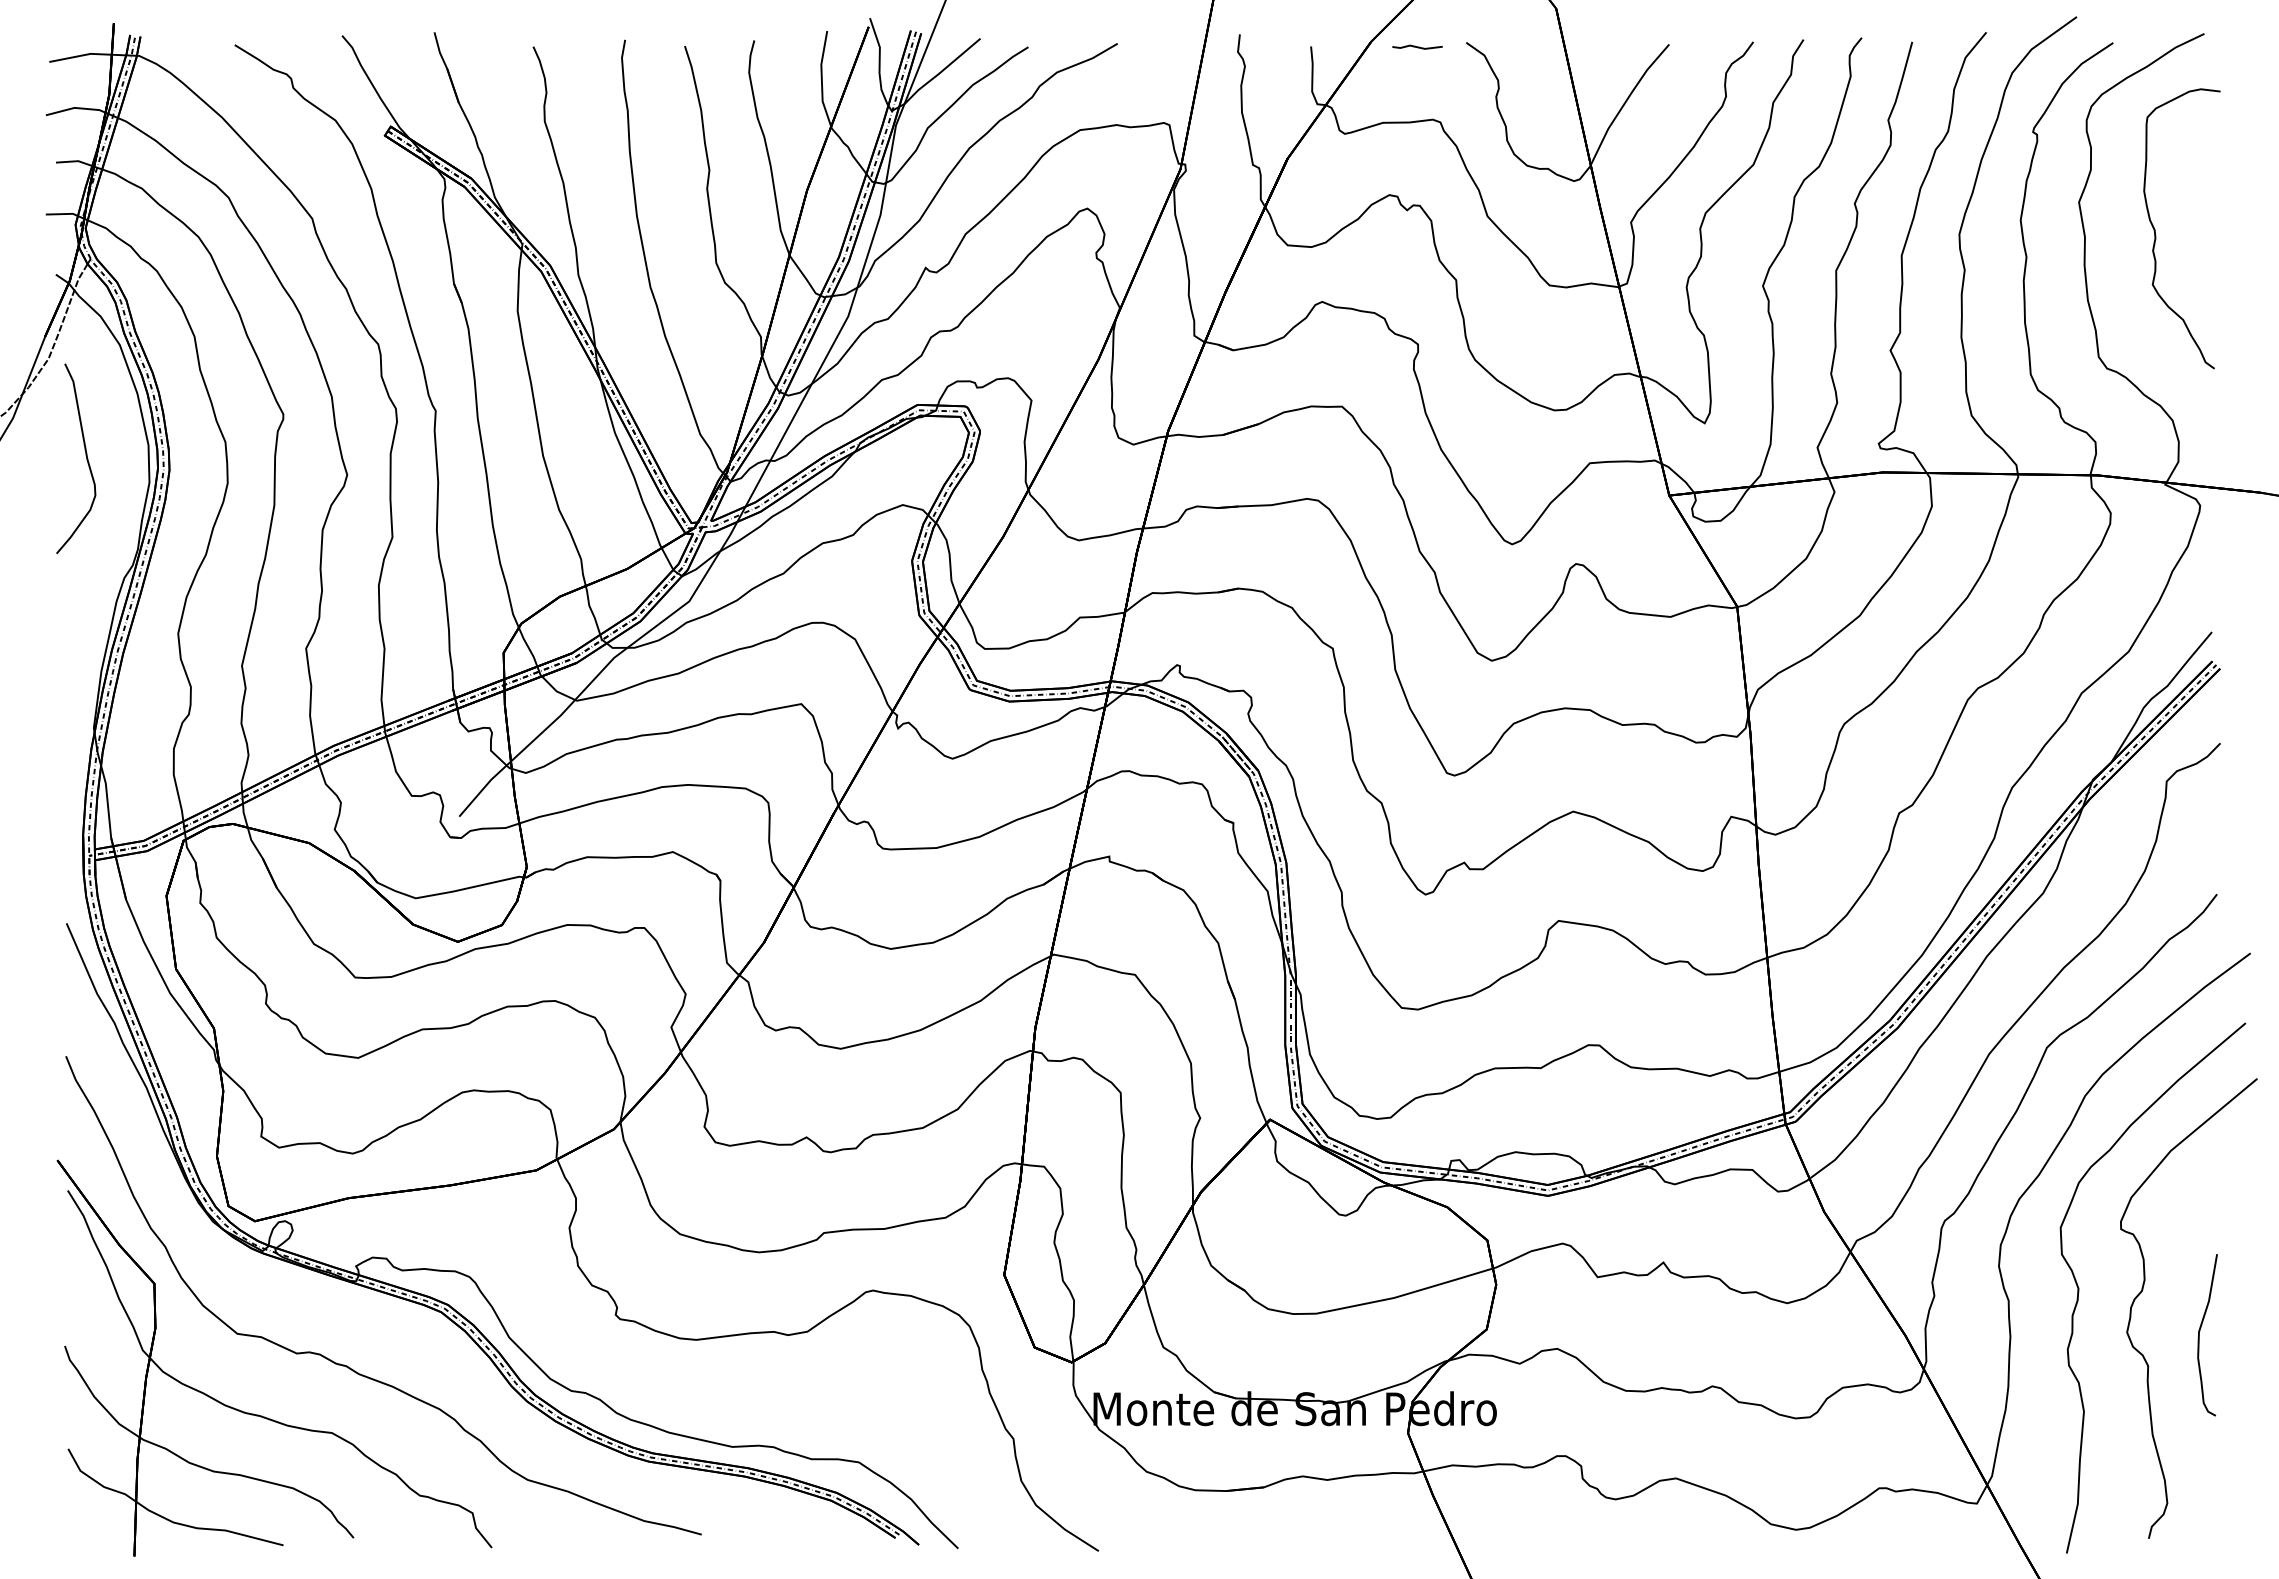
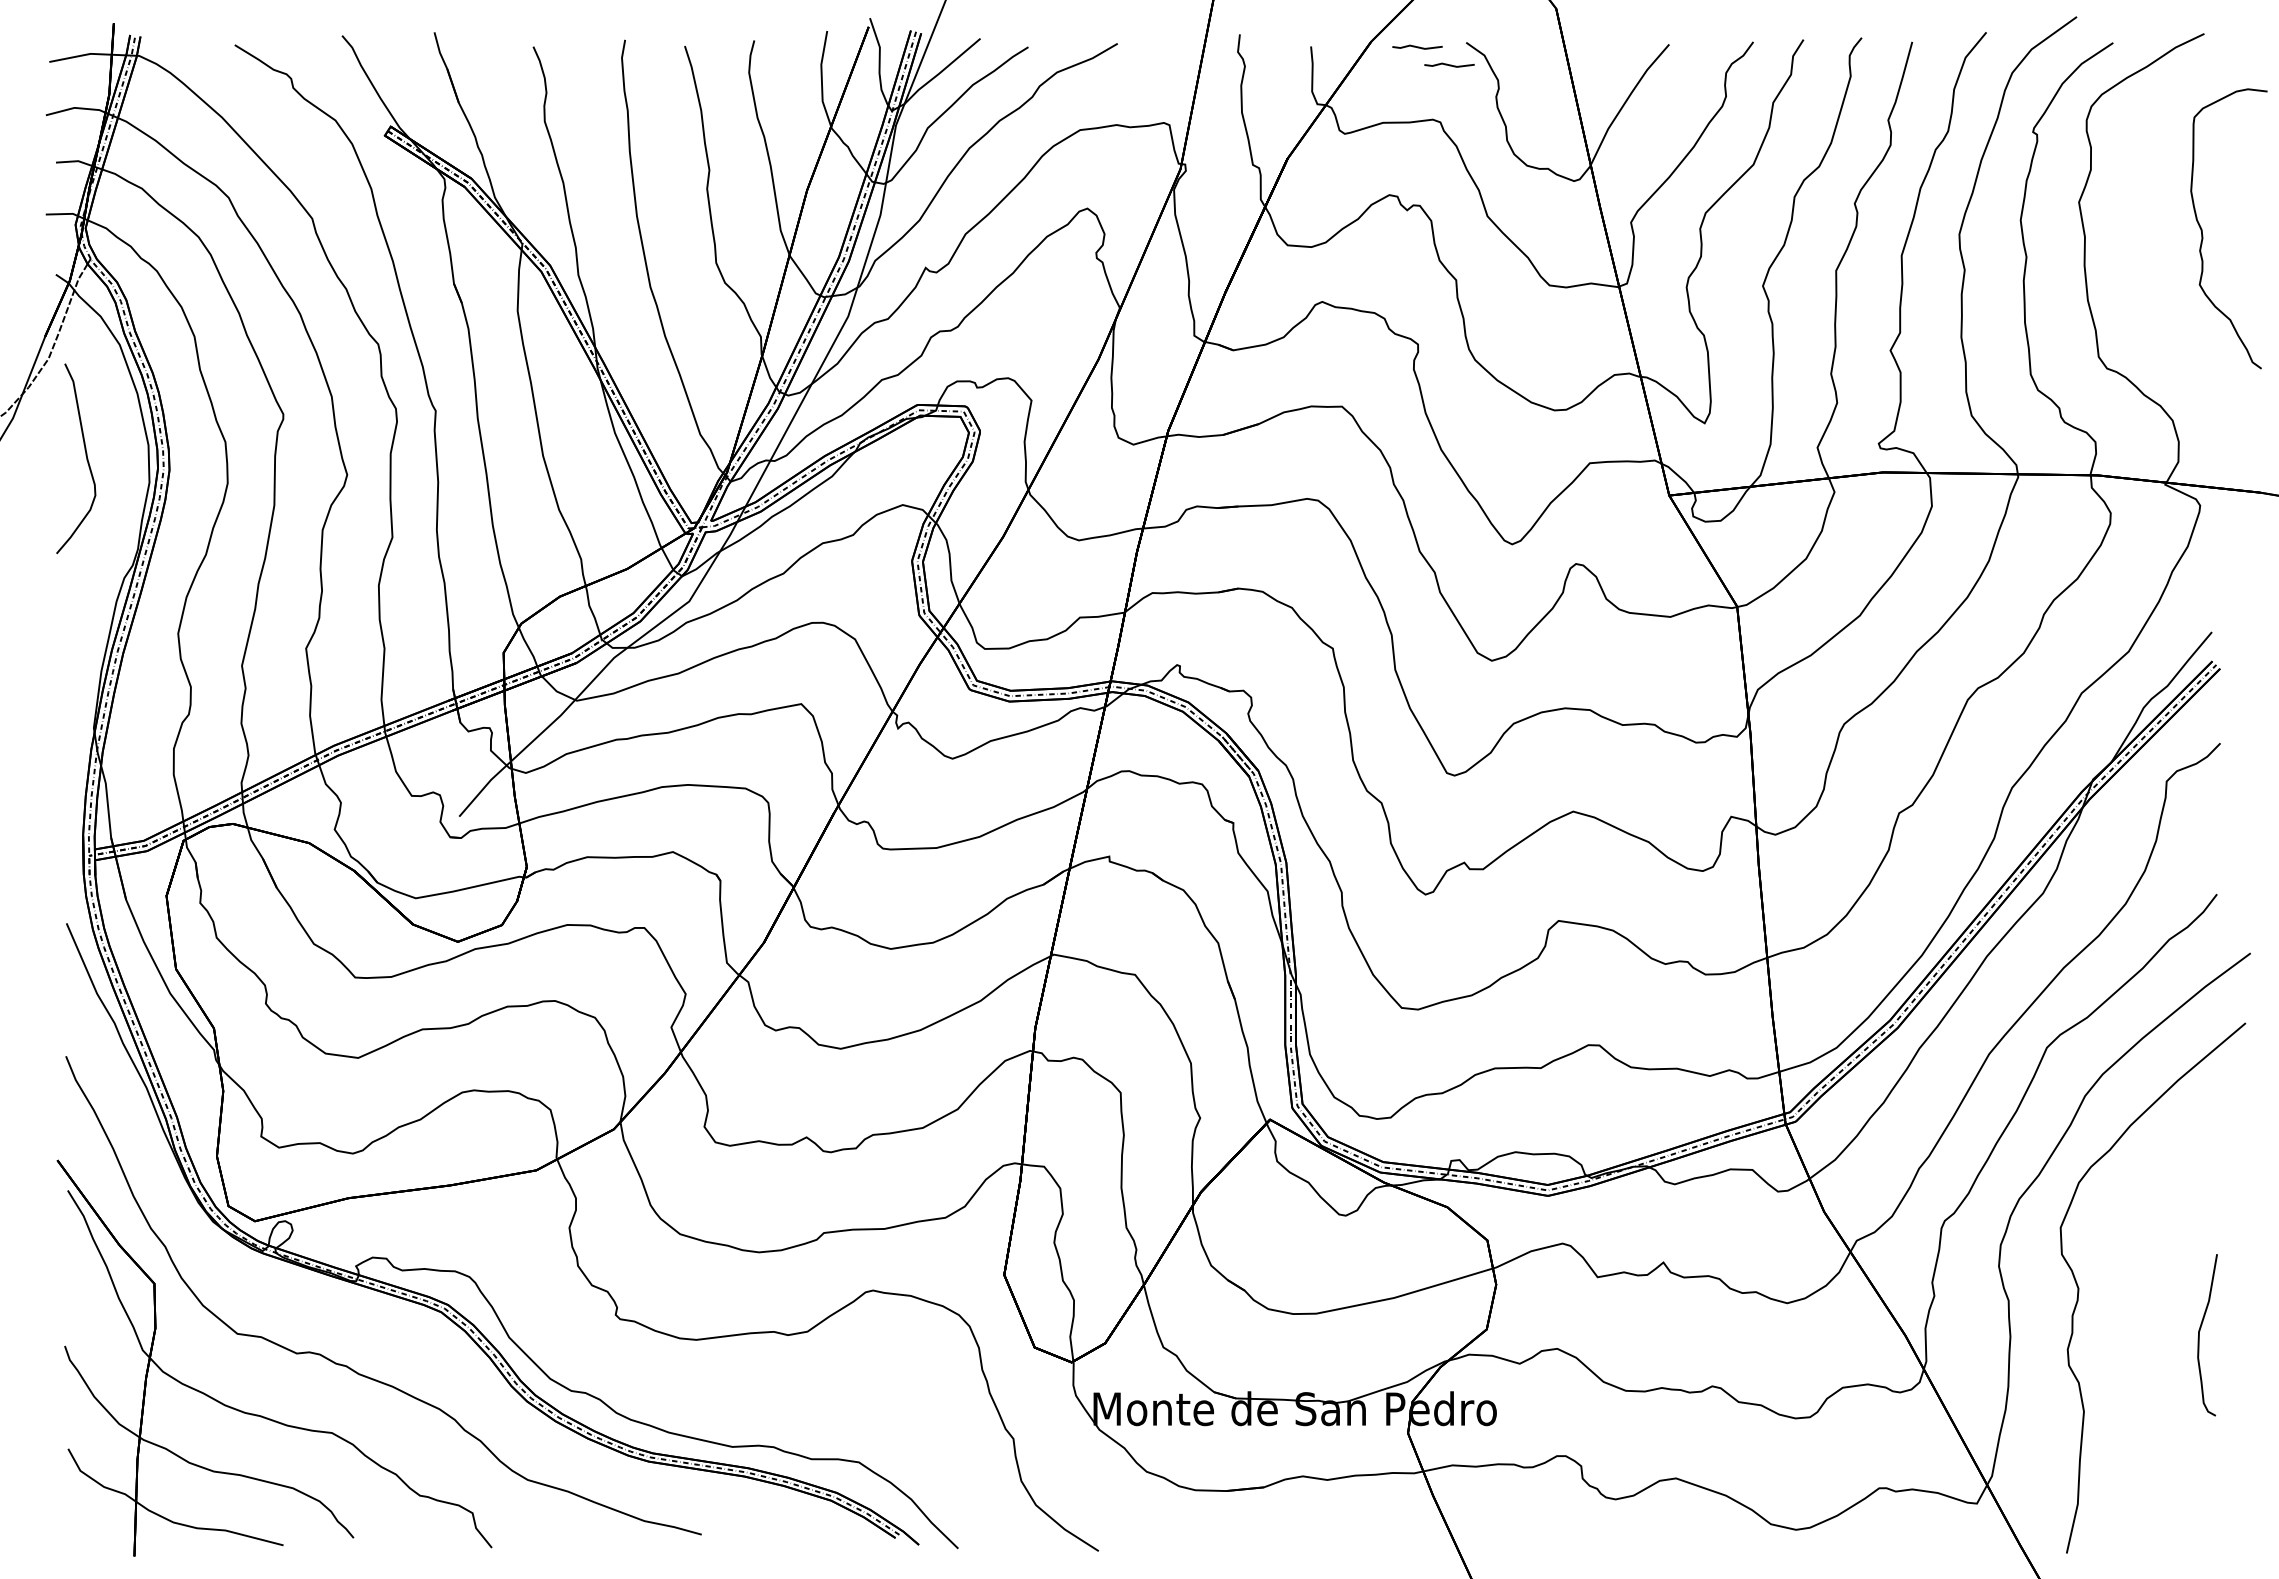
line: none -> present (1449, 64)
curve position: (2156, 235) -> (2203, 235) (2203, 235)
curve: present -> none (2143, 1289)
